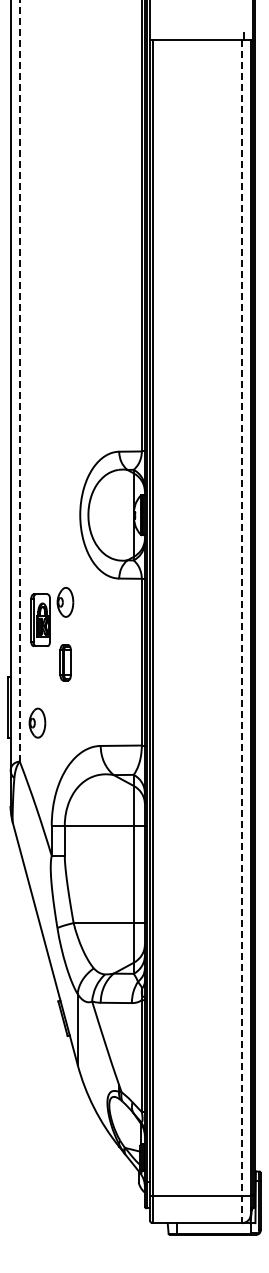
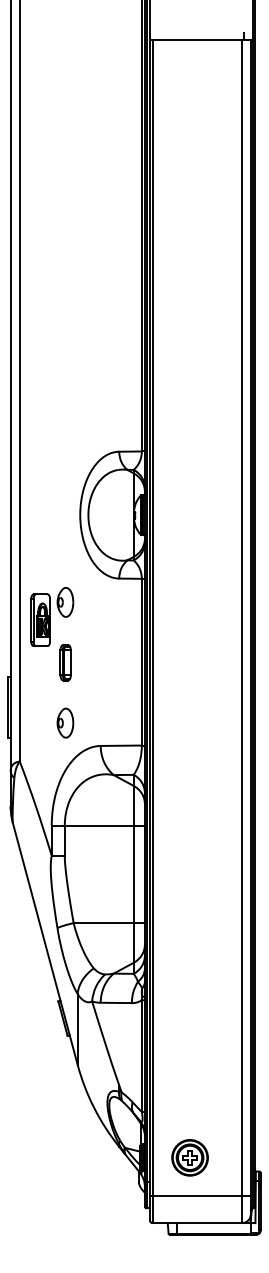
line: dashed -> solid (19, 380)
line: dashed -> solid (241, 631)
part position: (37, 722) -> (65, 722) (65, 722)
part: none -> present (189, 1157)
